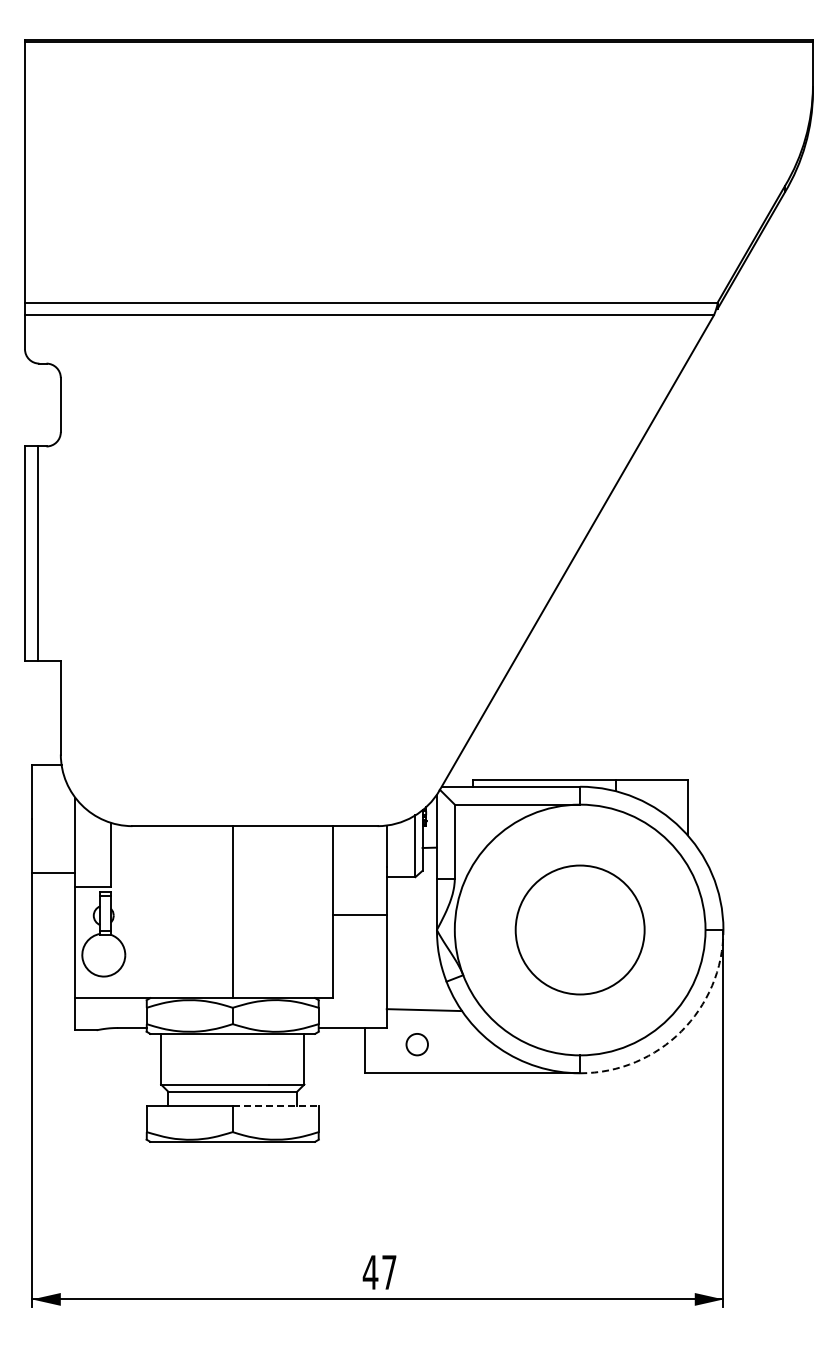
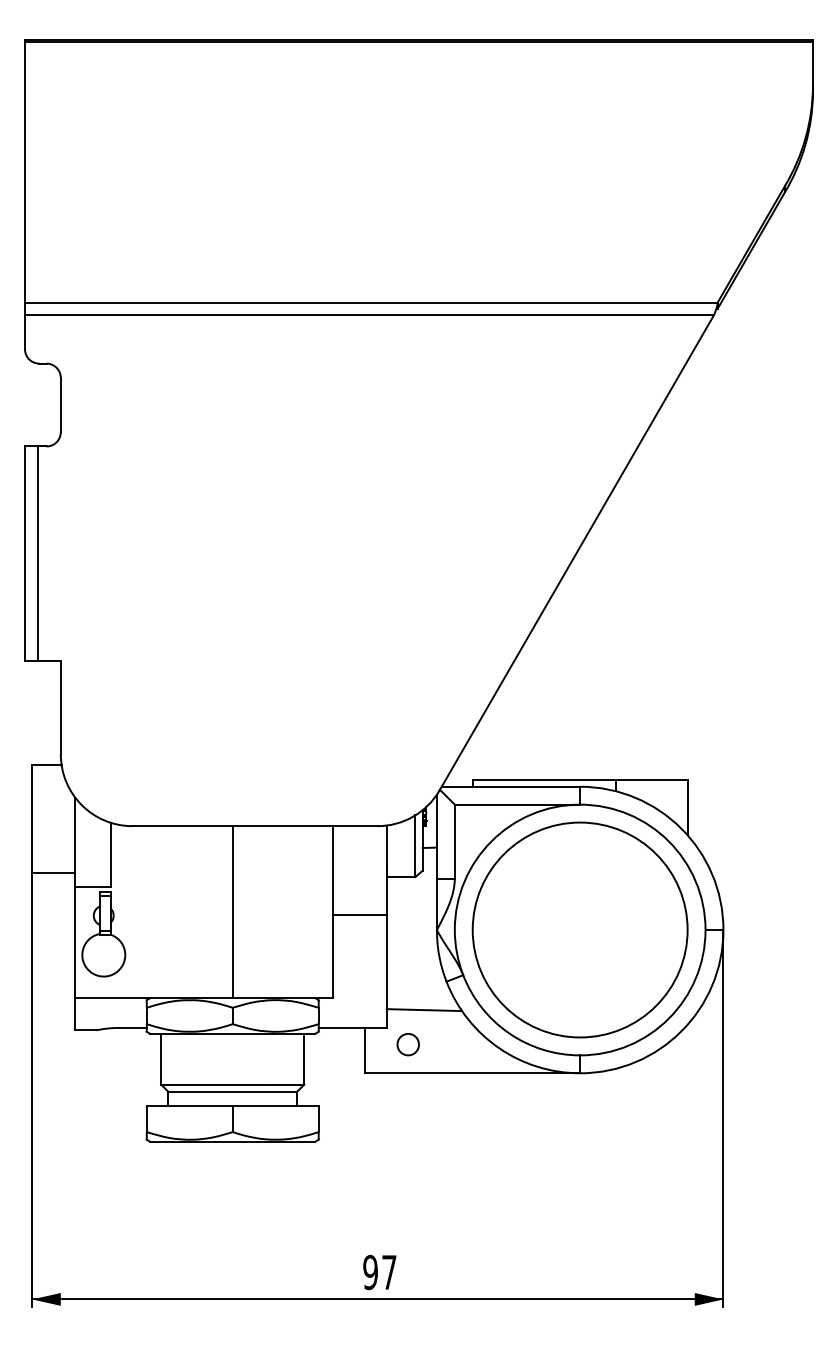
circle diameter: 129 px -> 215 px (579, 929)
arc: dashed -> solid (681, 1031)
circle position: (416, 1044) -> (407, 1044) (407, 1044)
line: dashed -> solid (275, 1106)
text: 47 -> 97 (370, 1272)
